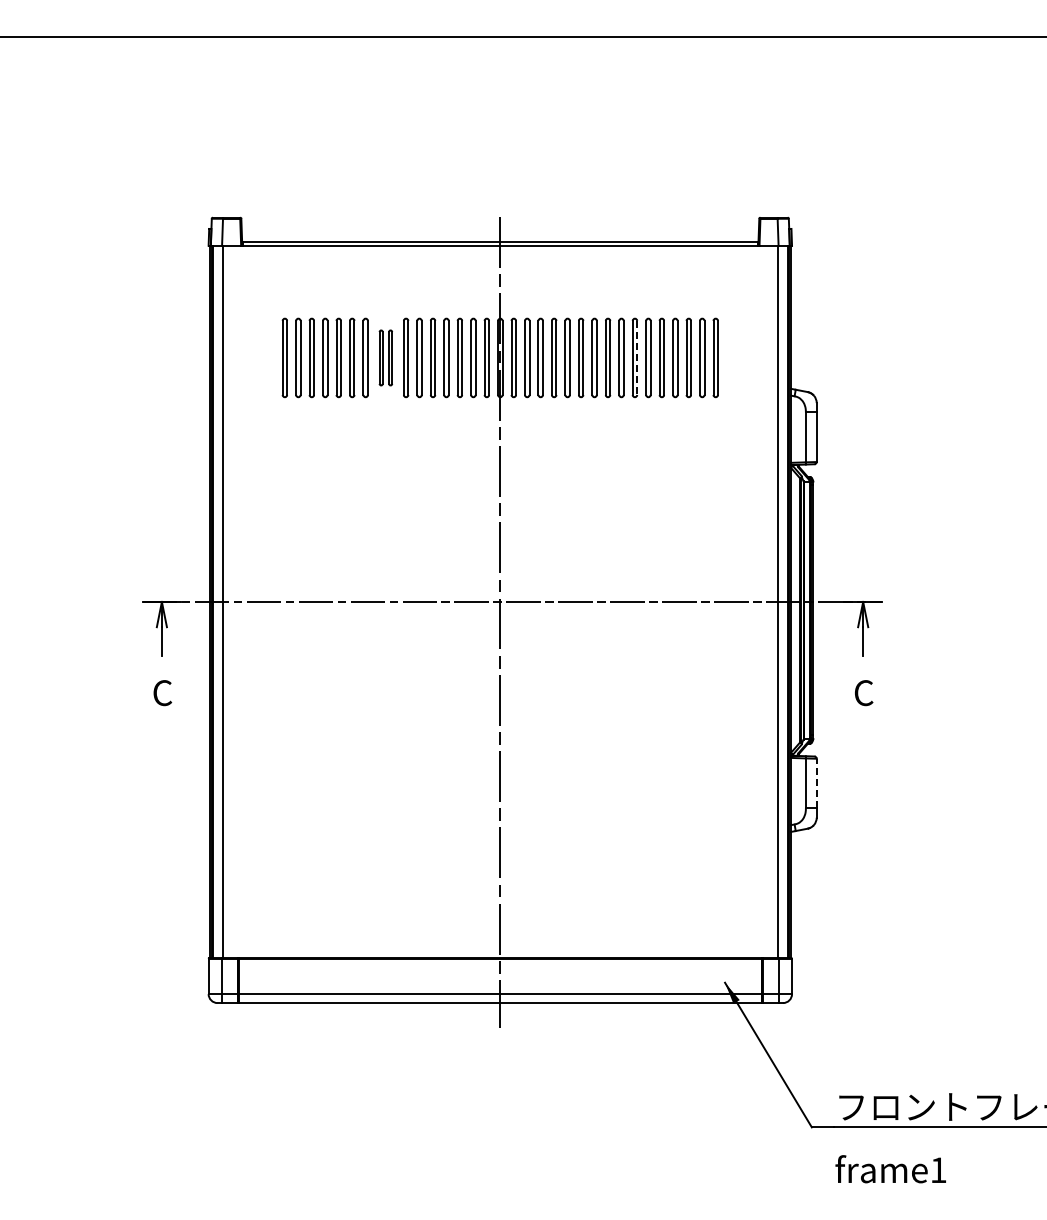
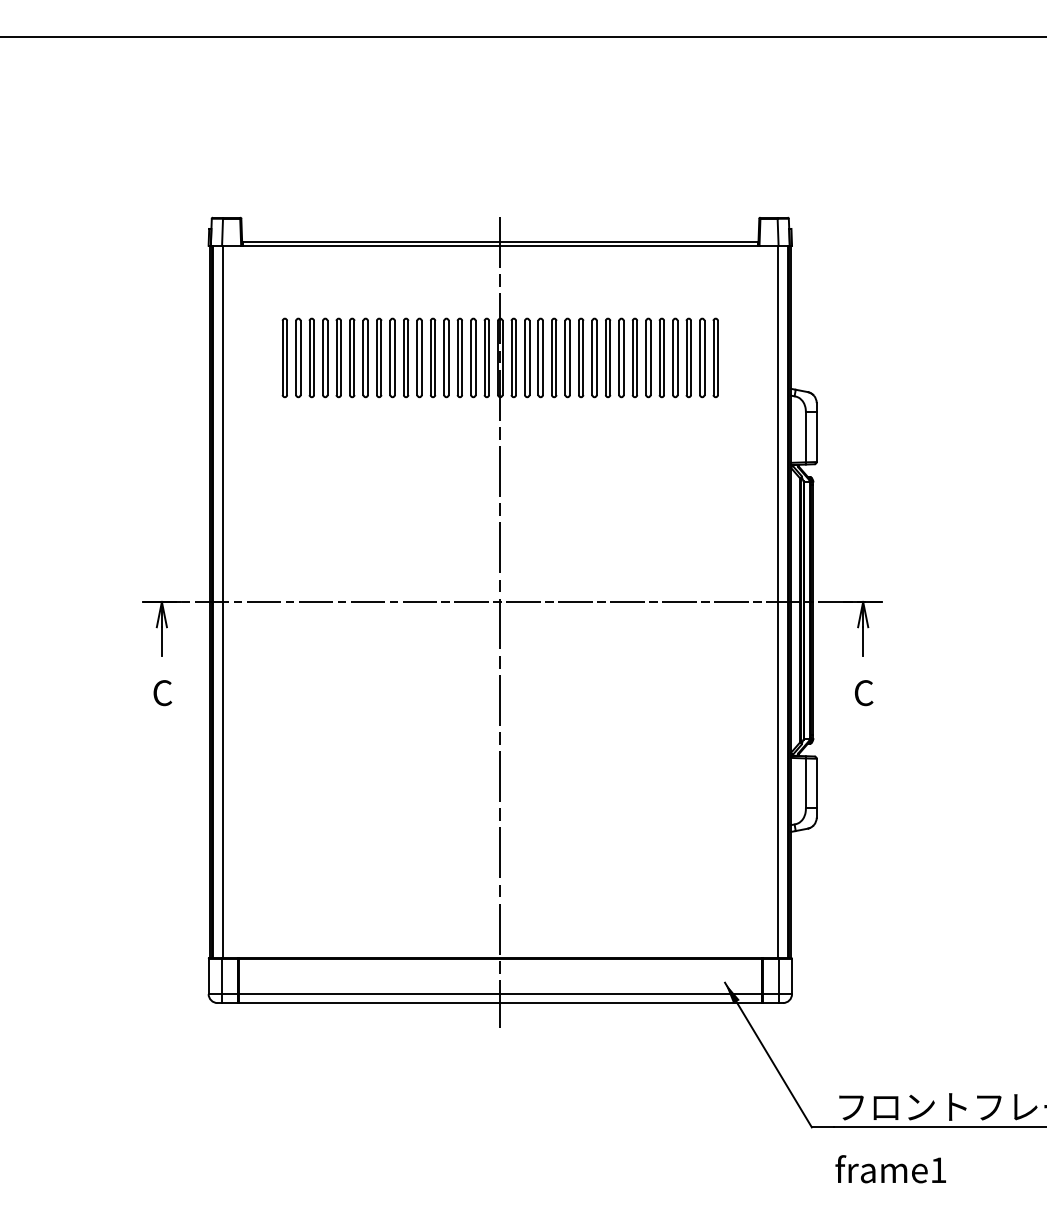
part size: 15x58 px -> 20x82 px (385, 357)
line: dashed -> solid (637, 358)
line: dashed -> solid (816, 783)
